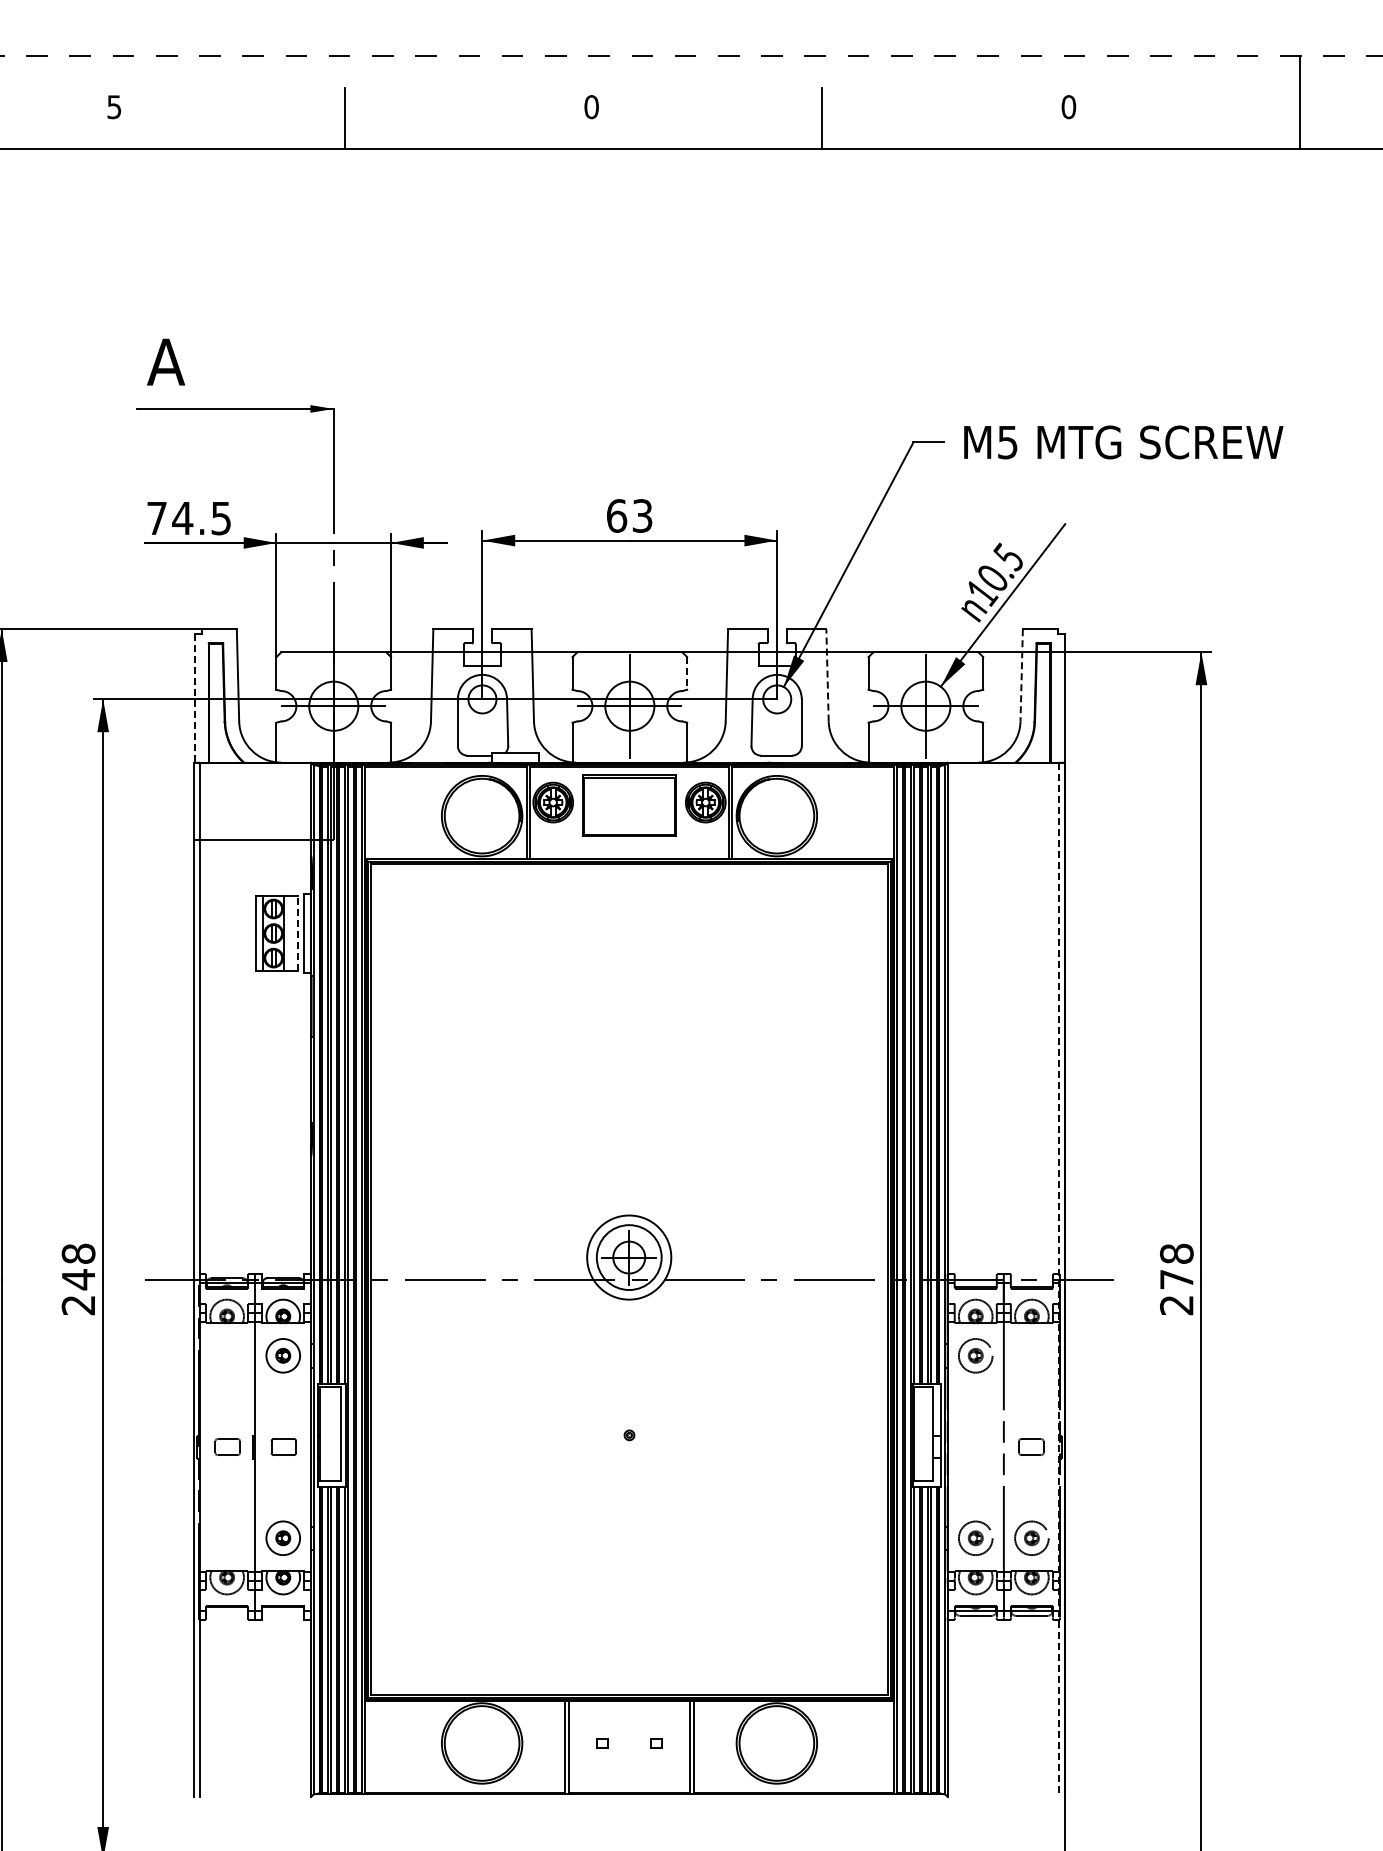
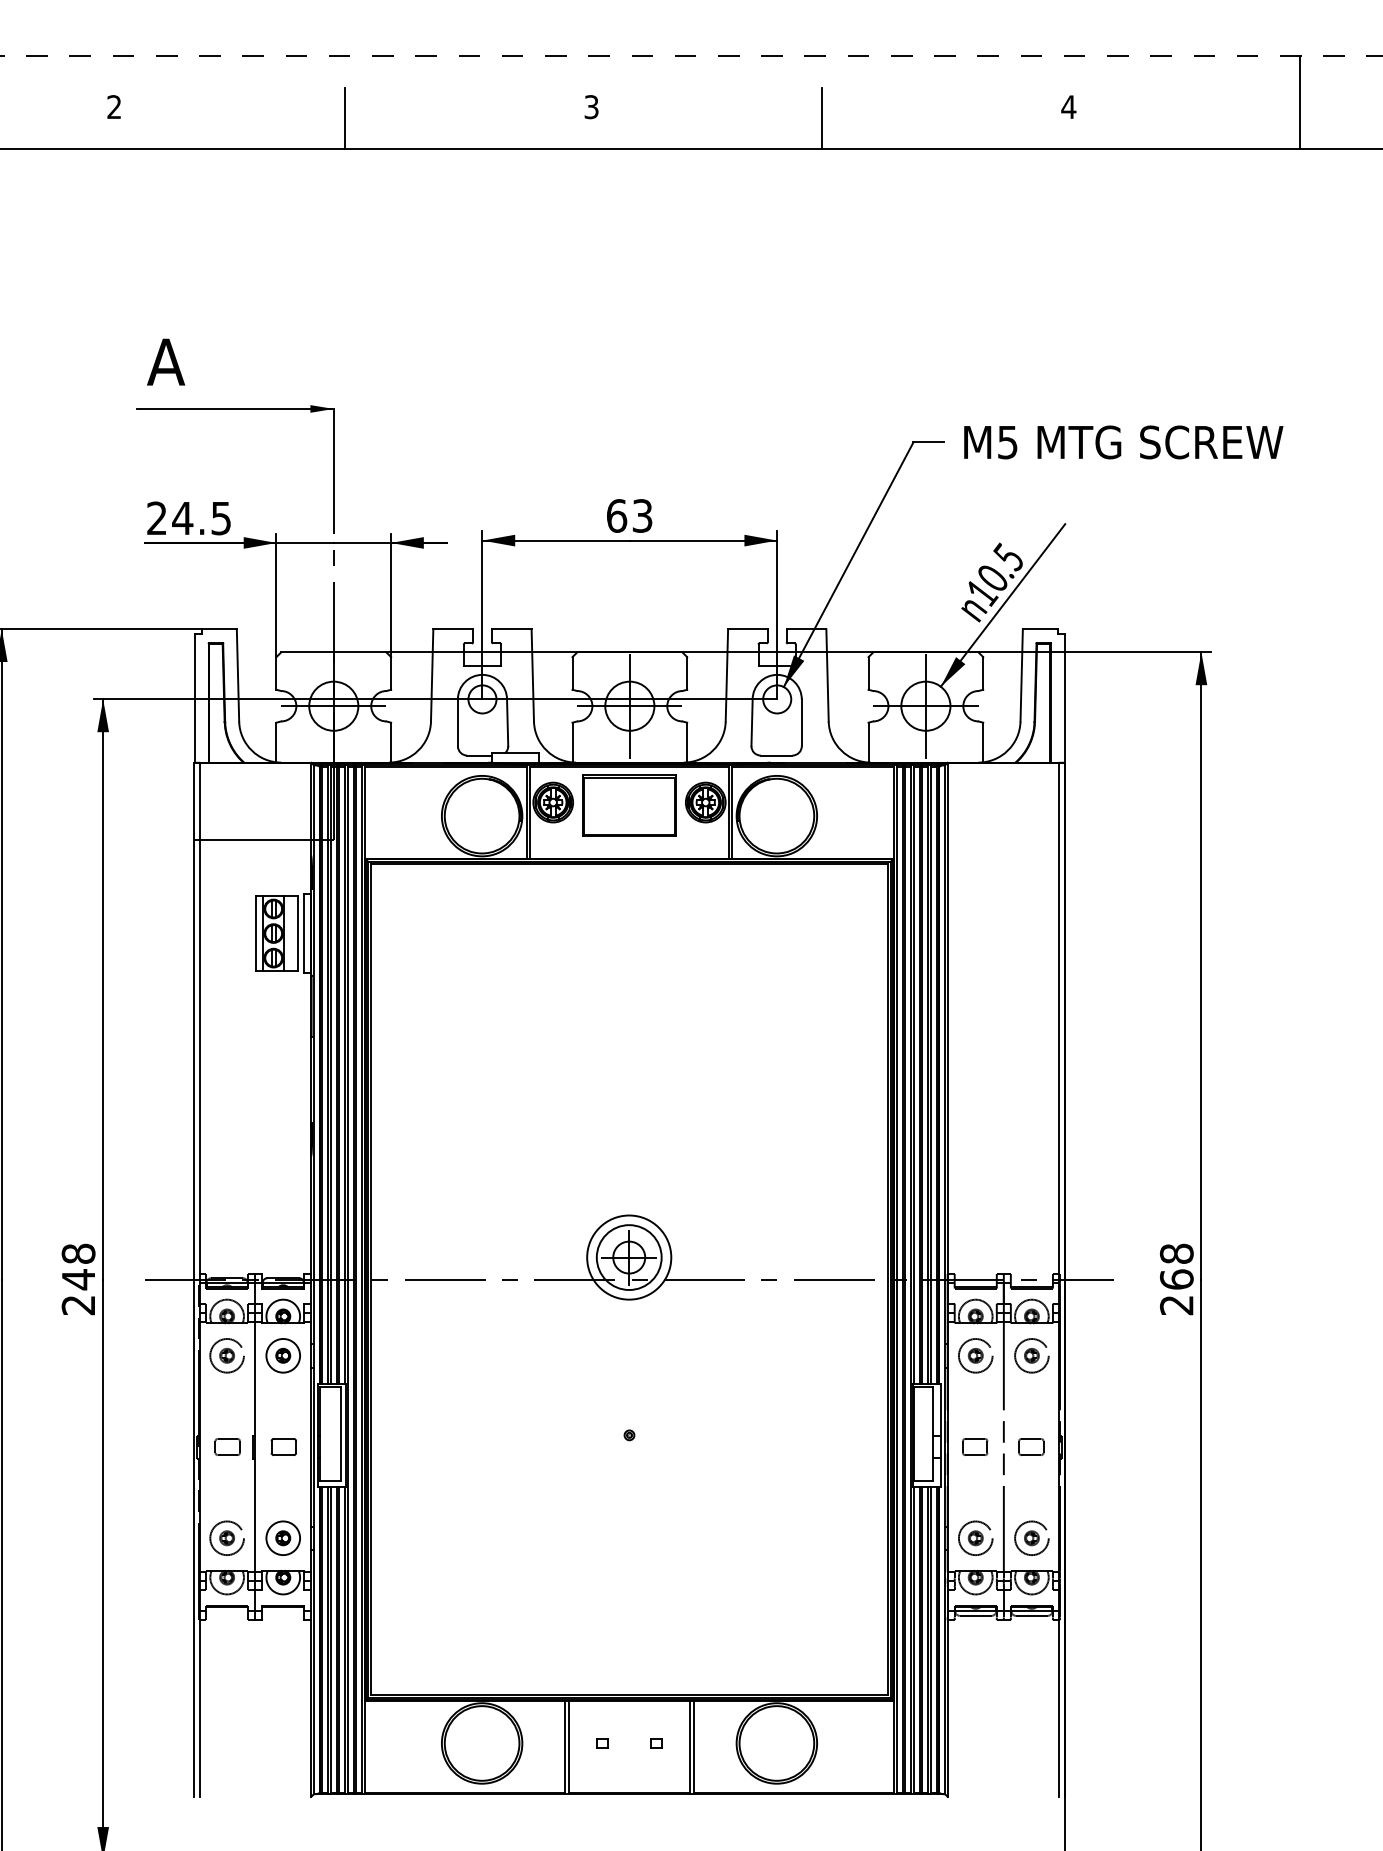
text: 5 -> 2 (114, 107)
text: 0 -> 3 (591, 107)
text: 0 -> 4 (1068, 107)
text: 74.5 -> 24.5 (156, 517)
line: dashed -> solid (687, 673)
line: dashed -> solid (827, 674)
line: dashed -> solid (1021, 675)
line: dashed -> solid (194, 698)
line: dashed -> solid (298, 933)
text: 278 -> 268 (1176, 1279)
line: dashed -> solid (1058, 1280)
part: none -> present (226, 1355)
part: none -> present (1031, 1355)
part: none -> present (975, 1447)
part: none -> present (226, 1537)
